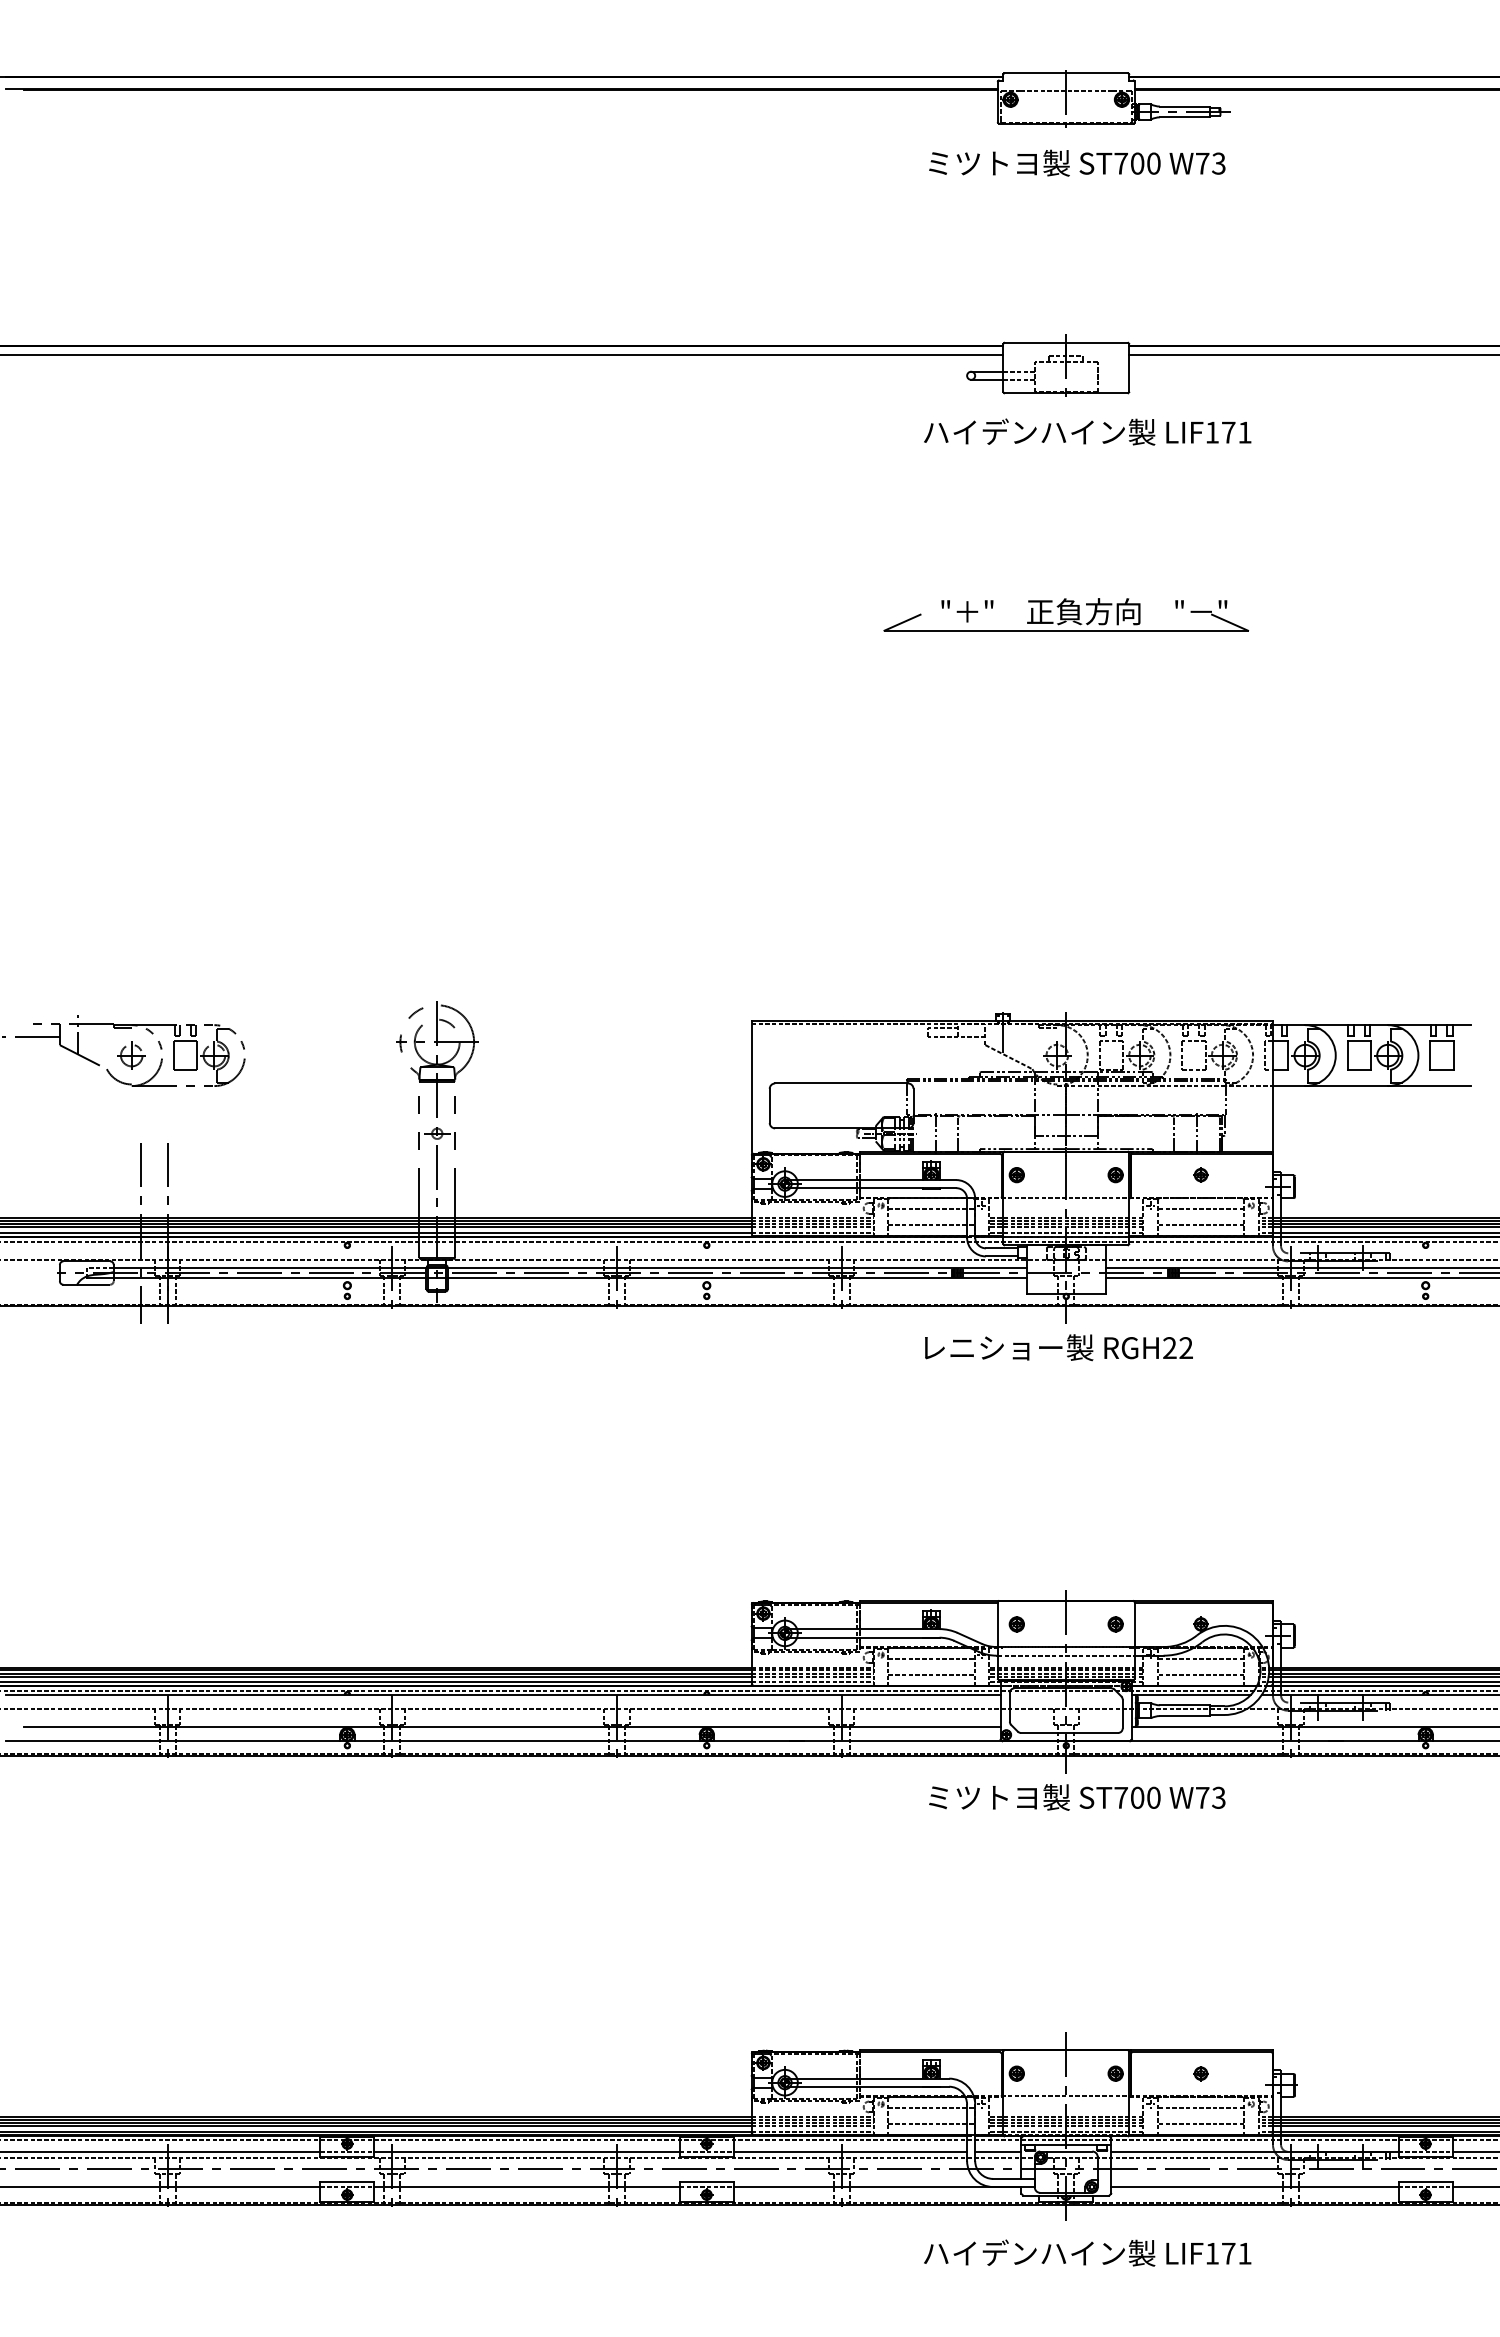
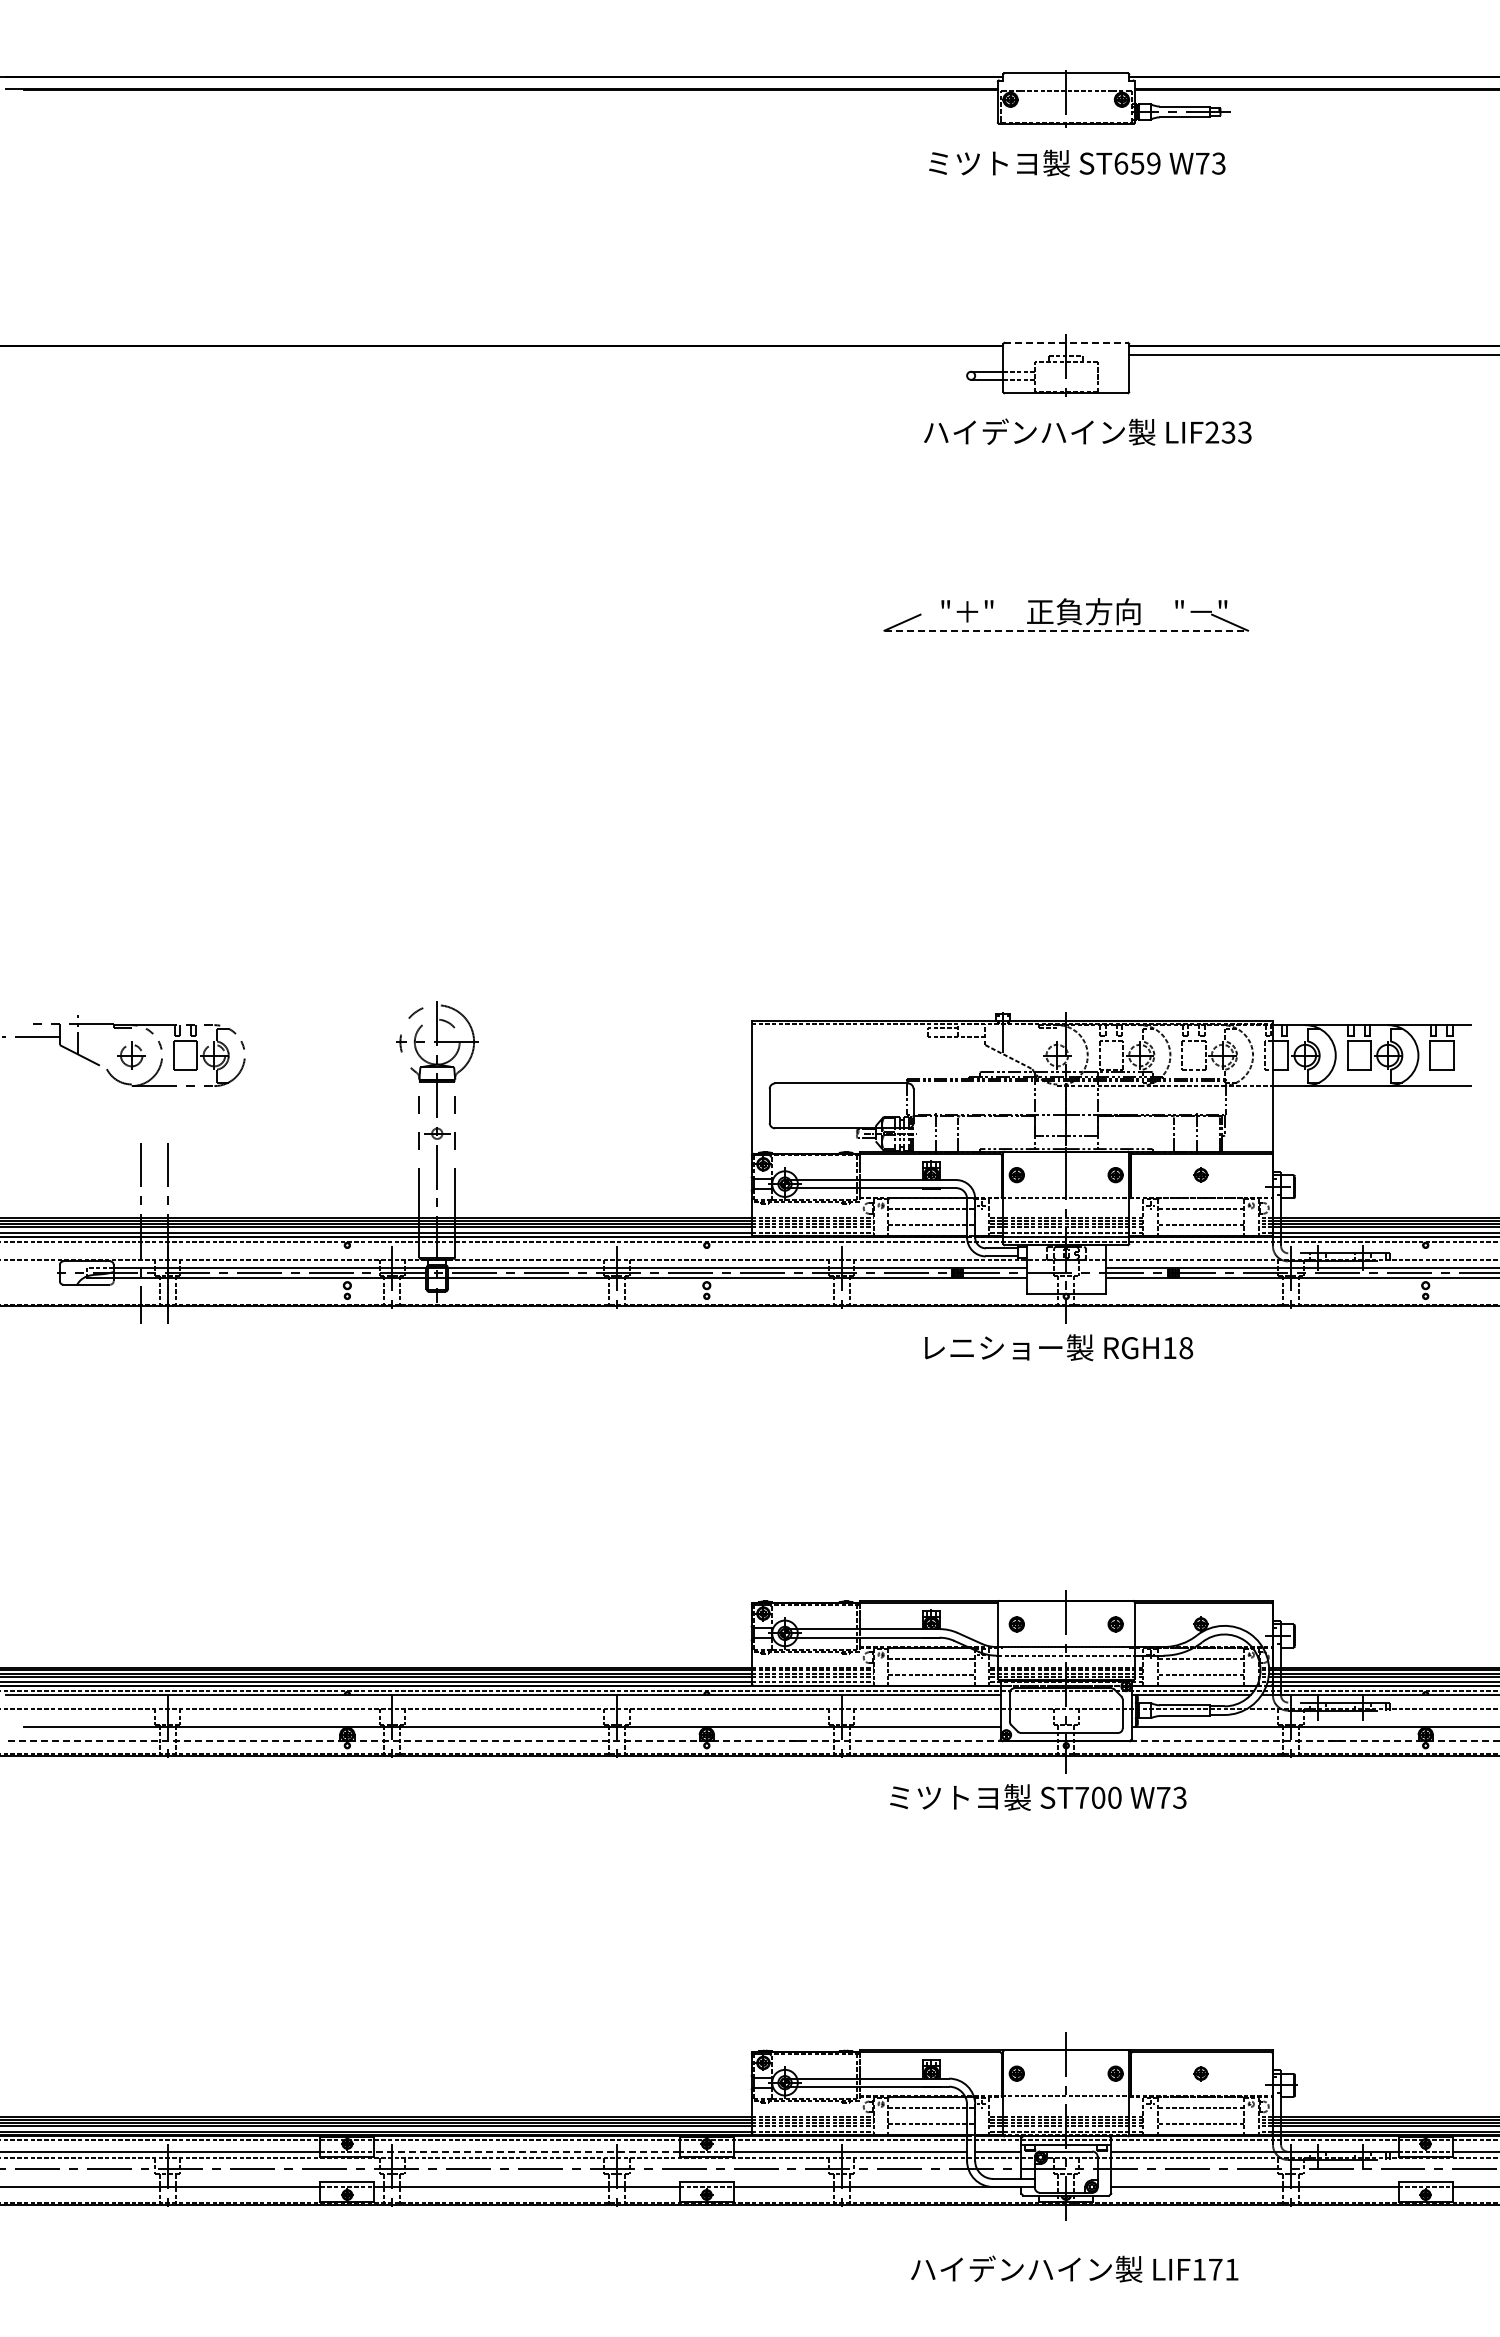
text: ST700 -> ST659 (1137, 163)
line: solid -> dashed (1066, 342)
line: present -> none (502, 355)
text: LIF171 -> LIF233 (1228, 432)
line: solid -> dashed (1066, 630)
text: RGH22 -> RGH18 (1178, 1348)
line: solid -> dashed (752, 1741)
text position: (1077, 1797) -> (1038, 1797) (1038, 1797)
line: solid -> dashed (527, 2151)
text position: (1087, 2252) -> (1074, 2268) (1074, 2268)
